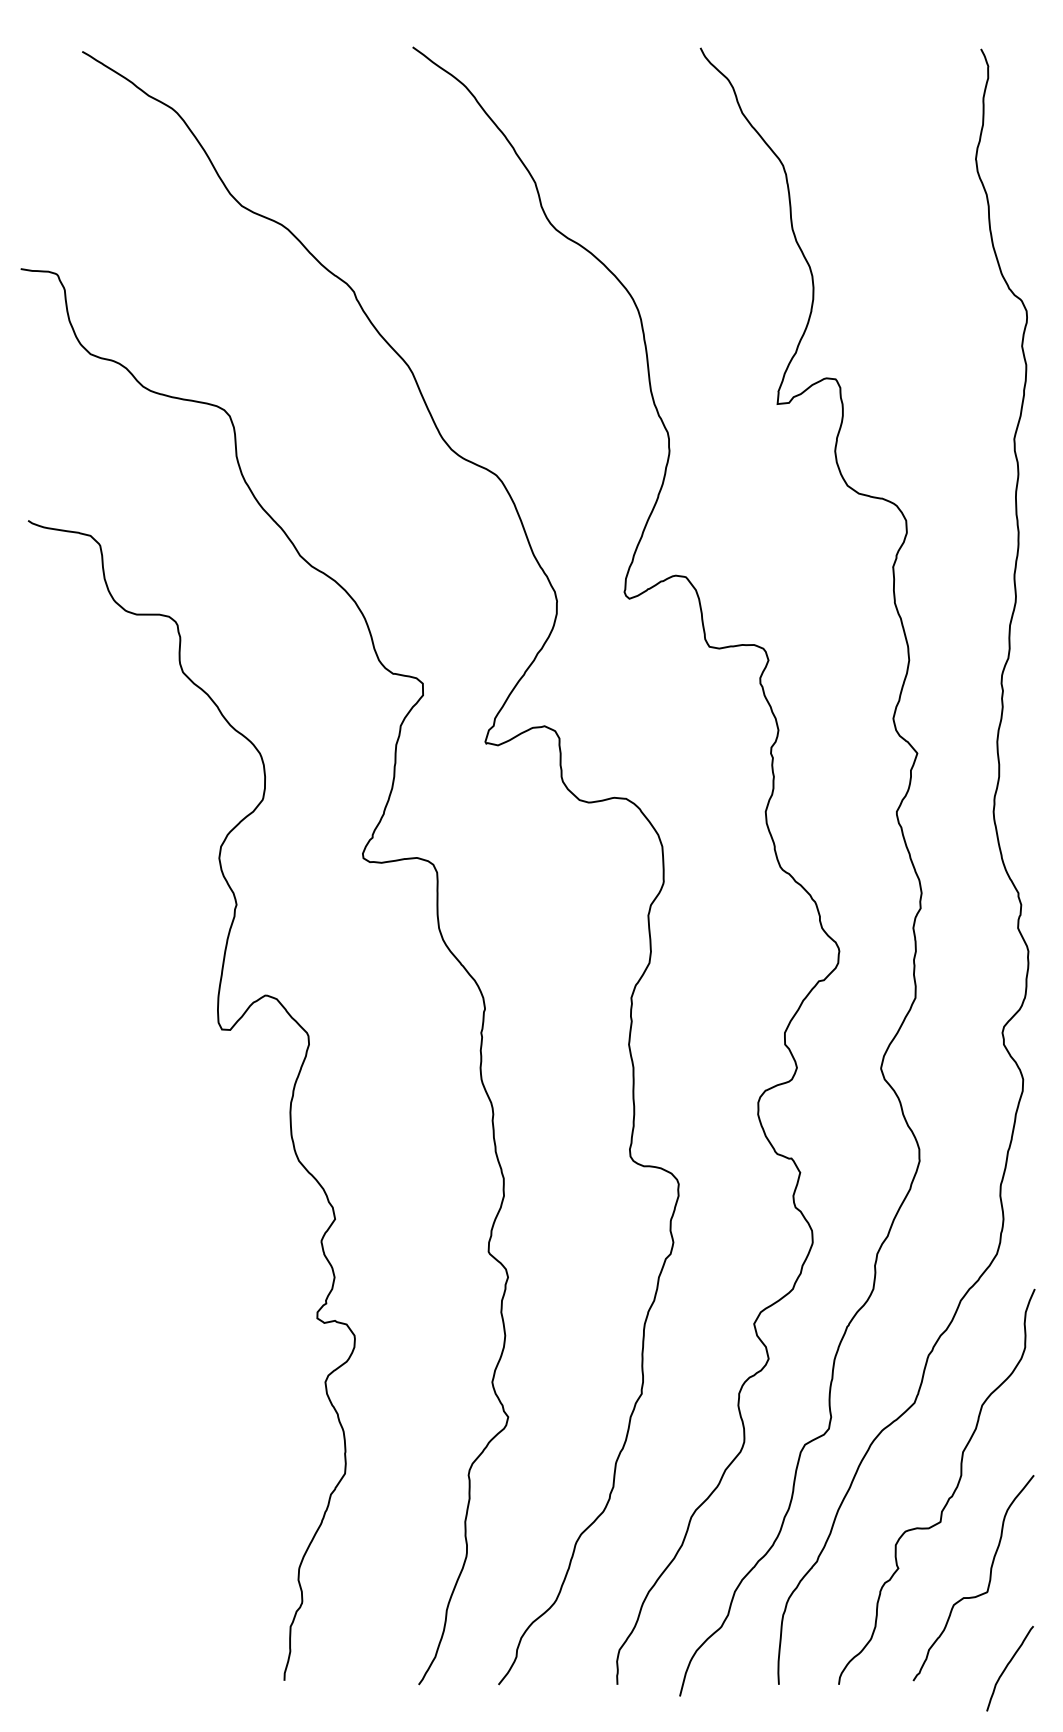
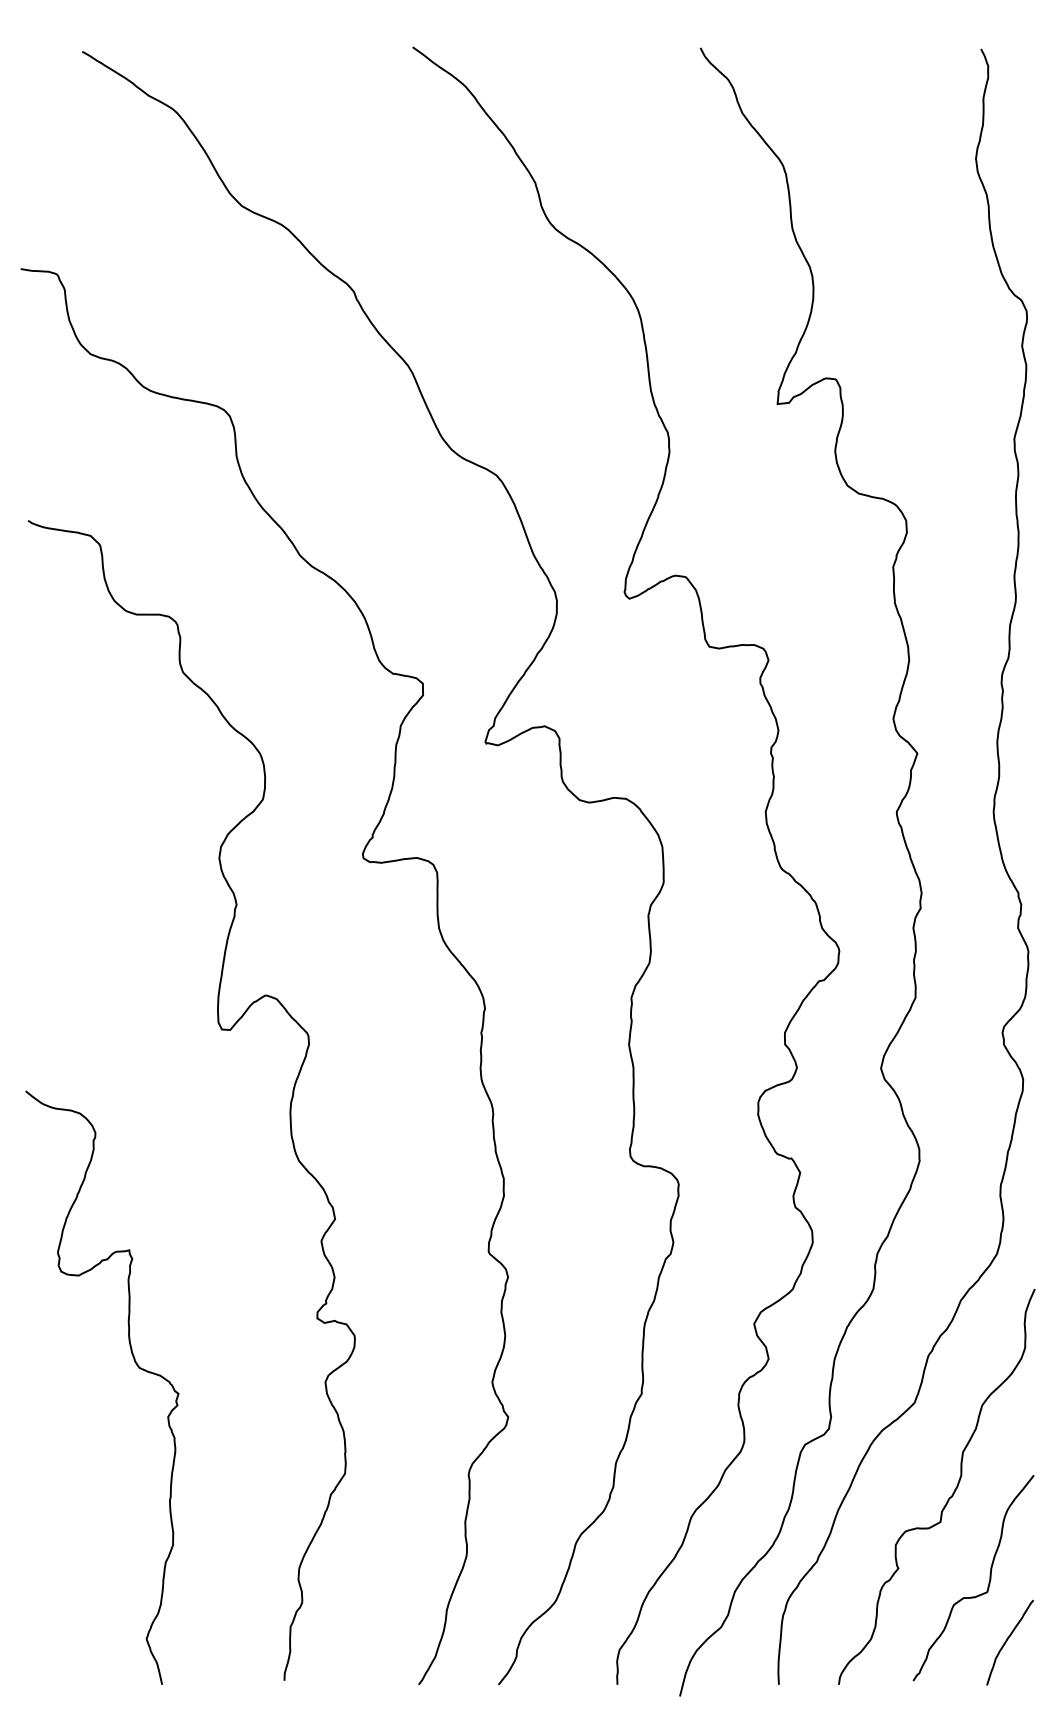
curve: none -> present (136, 1365)
curve position: (1007, 1667) -> (1007, 1641) (1007, 1641)
